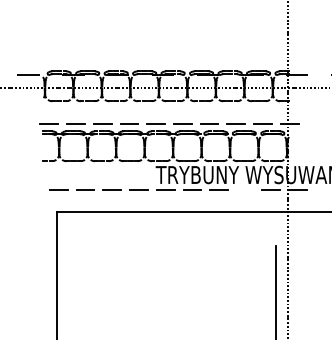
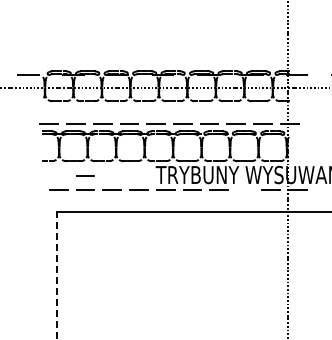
line: none -> present (85, 175)
line: solid -> dashed (56, 275)
line: present -> none (275, 290)
